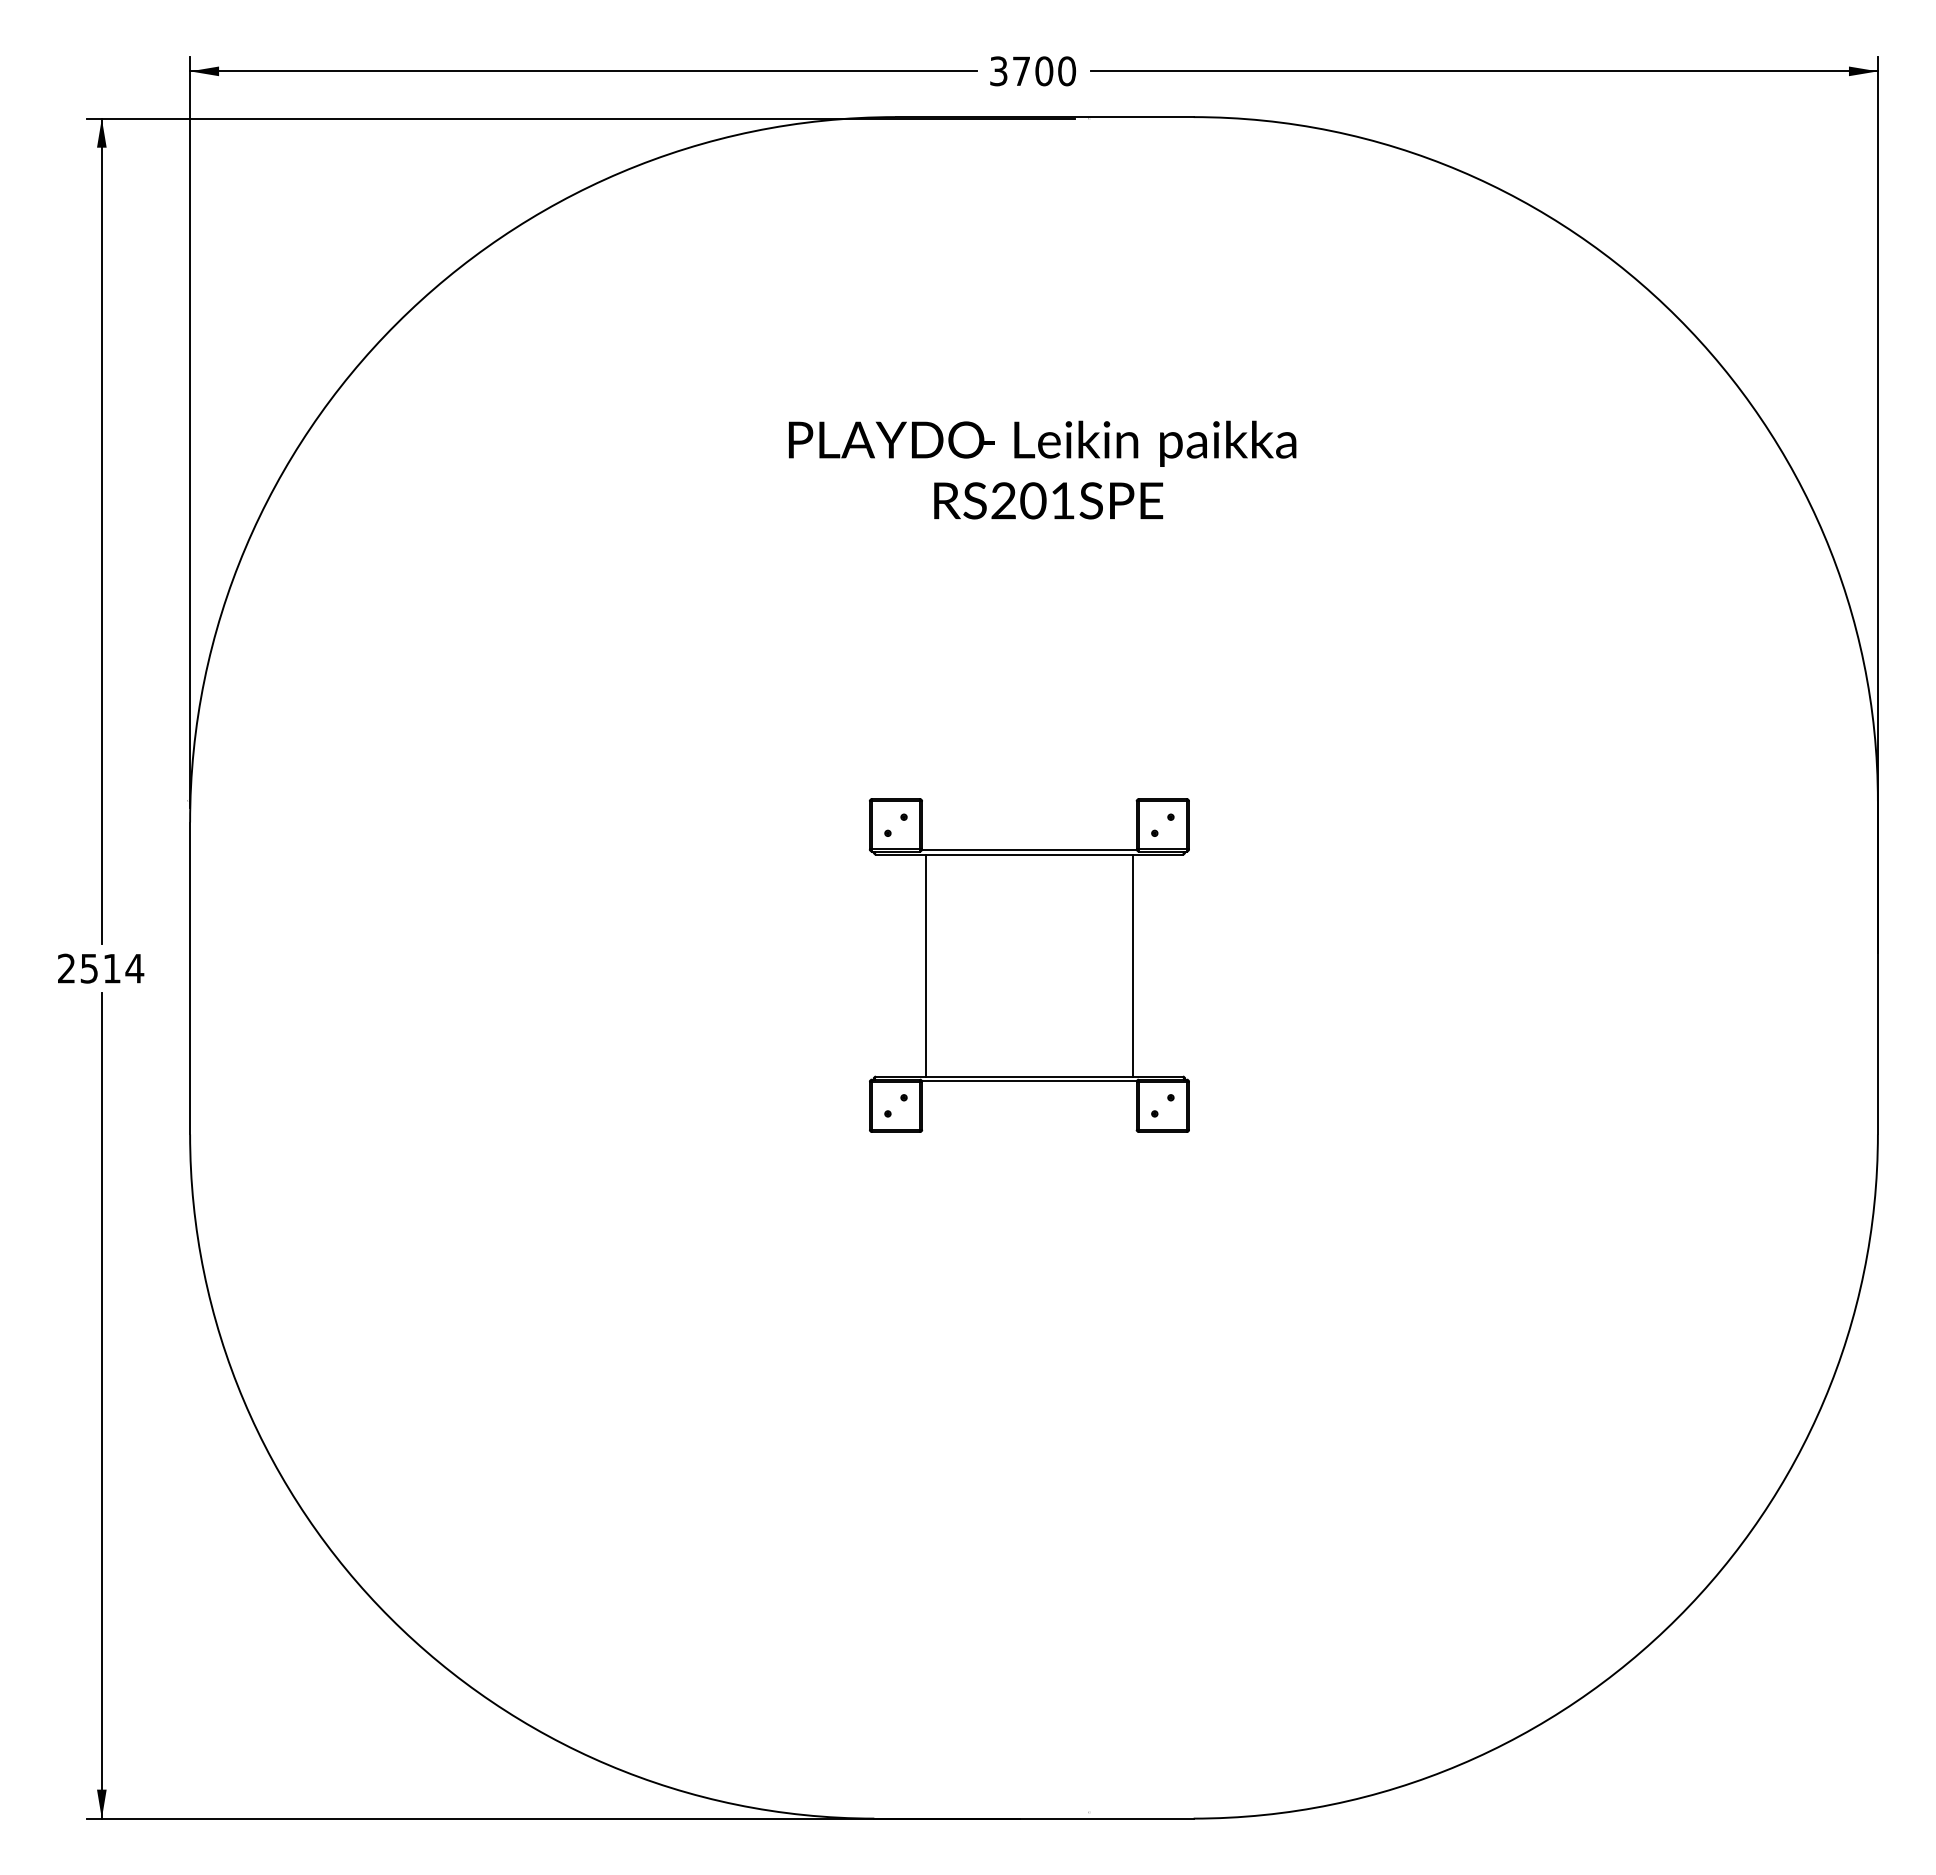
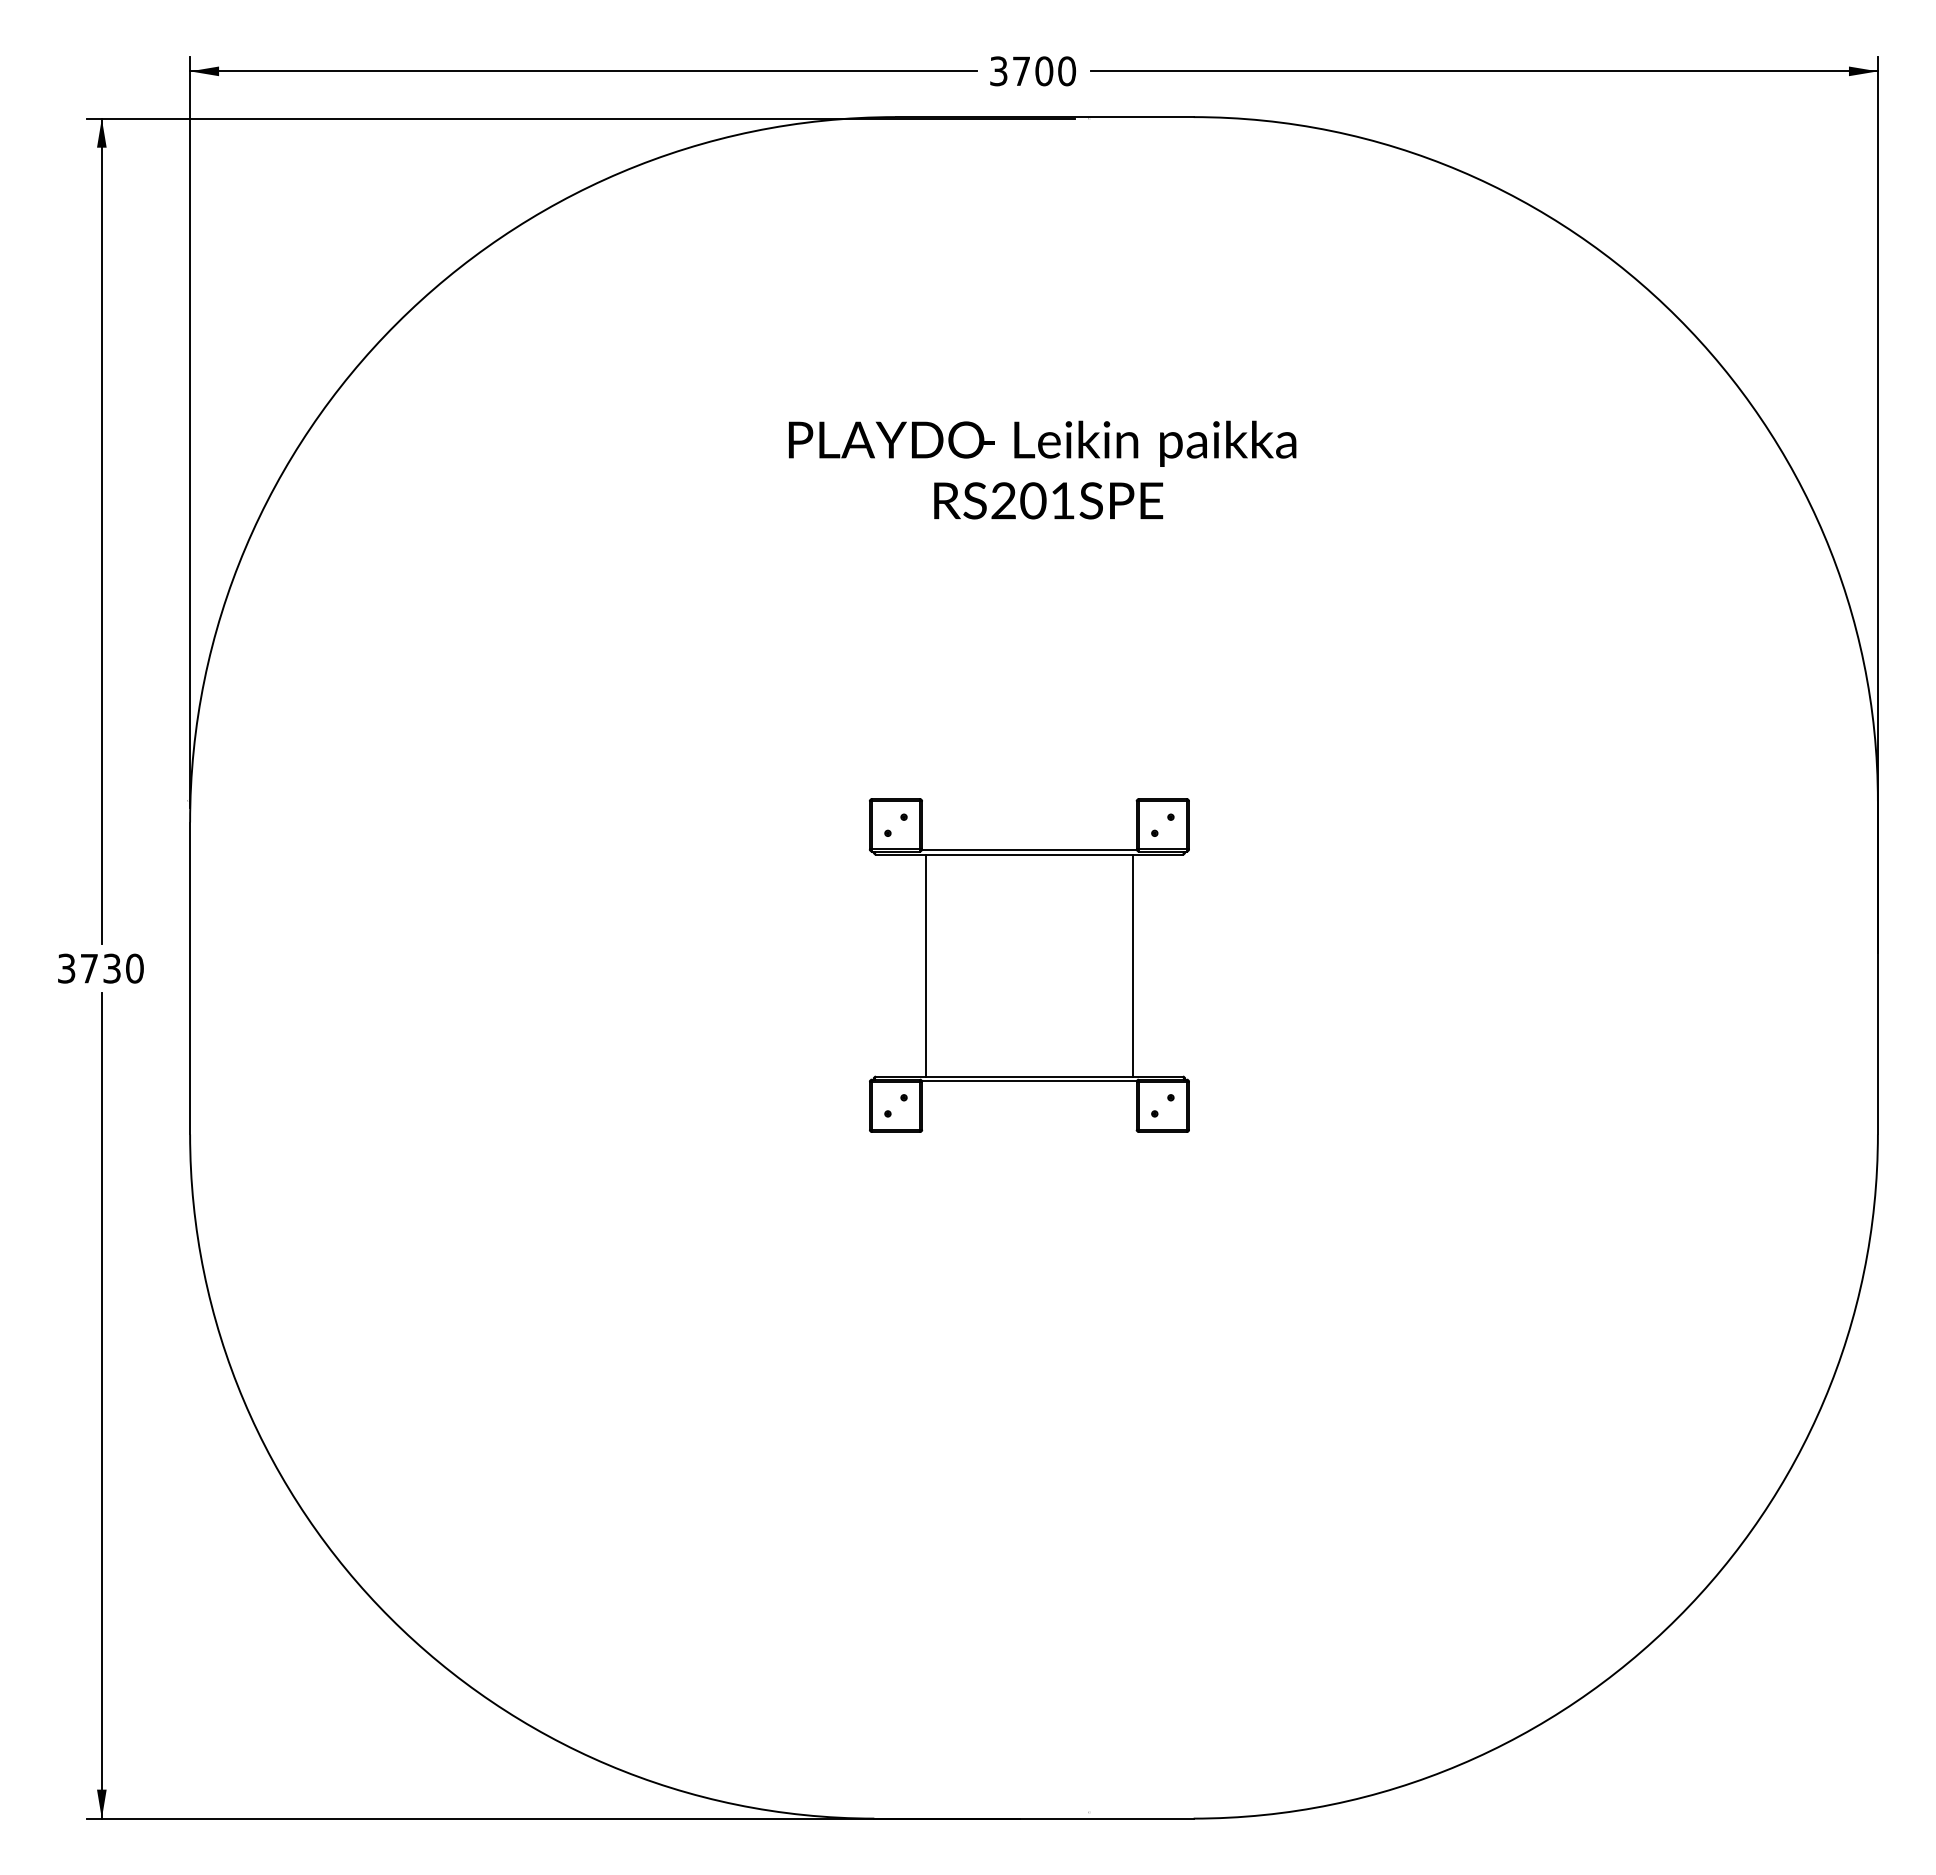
text: 2514 -> 3730 (101, 968)
